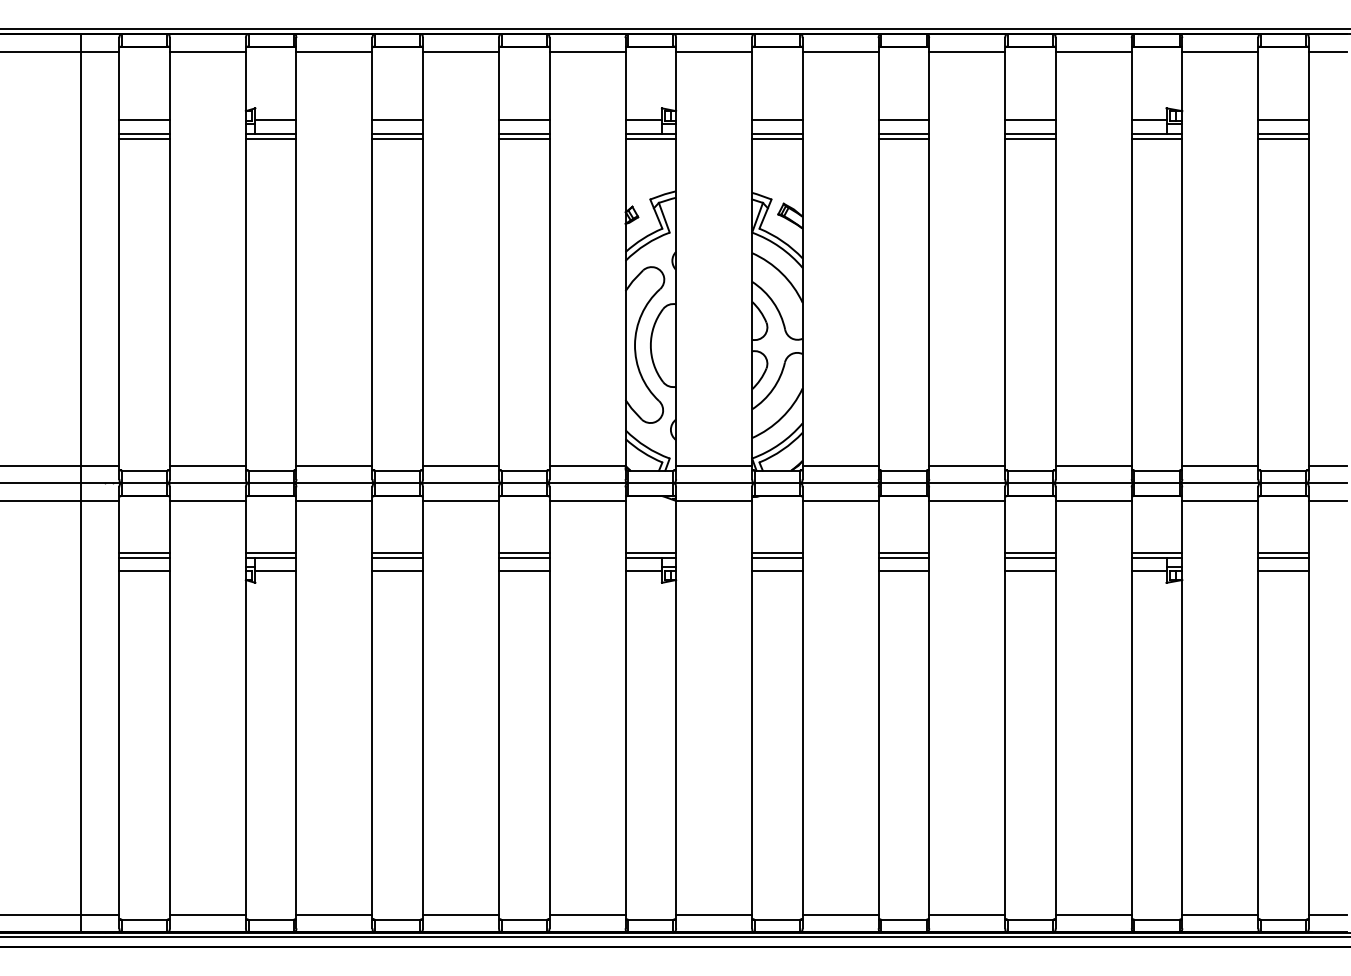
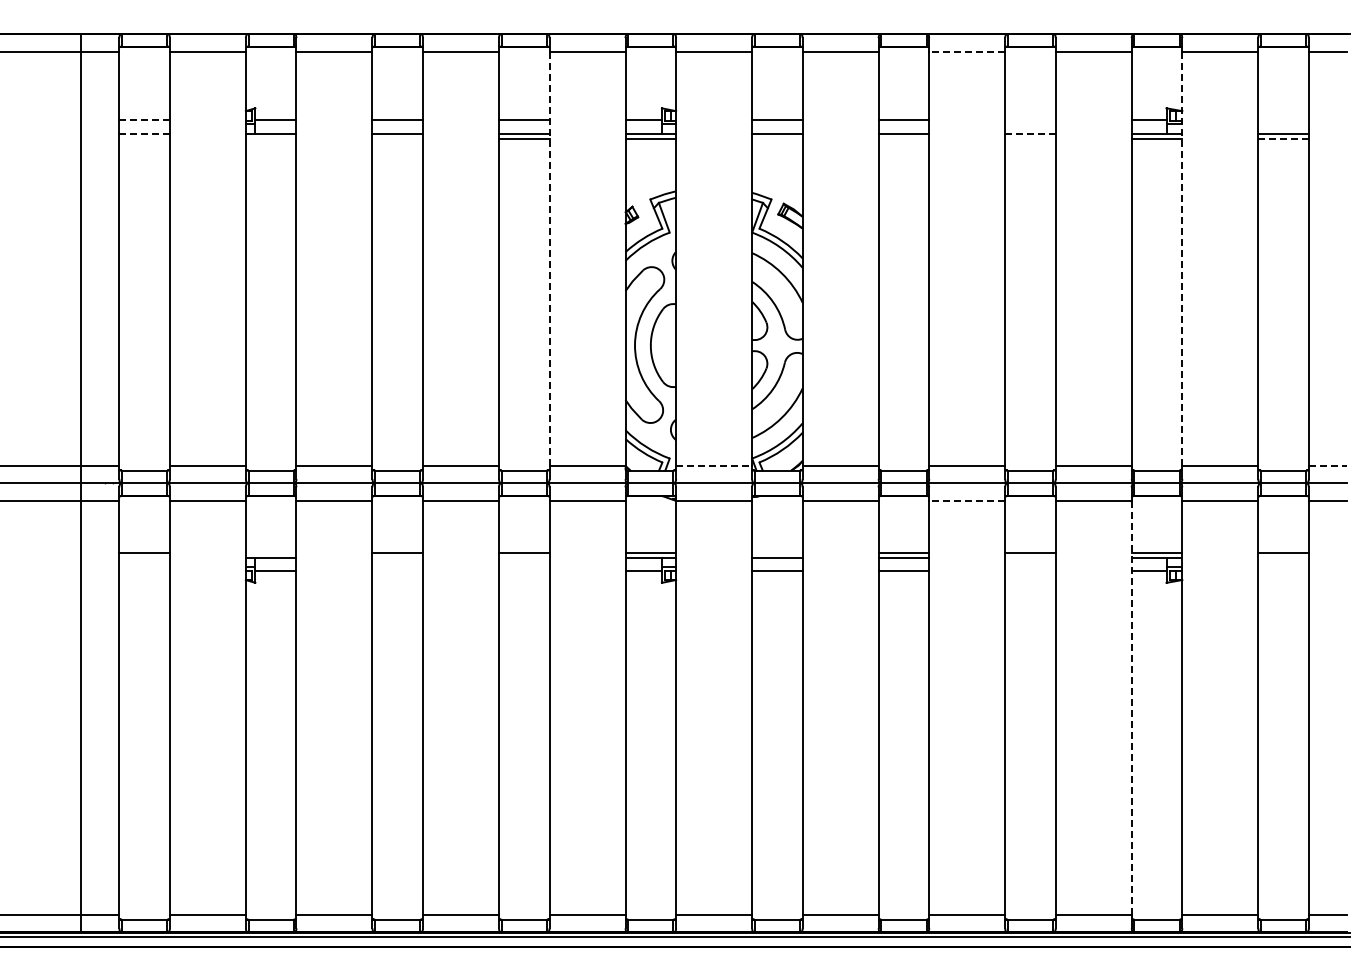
line: present -> none (674, 29)
line: solid -> dashed (967, 51)
line: solid -> dashed (144, 120)
line: present -> none (1030, 120)
line: present -> none (1283, 120)
line: solid -> dashed (144, 133)
line: solid -> dashed (1029, 133)
line: present -> none (144, 138)
line: present -> none (270, 138)
line: present -> none (397, 138)
line: present -> none (777, 138)
line: present -> none (903, 138)
line: present -> none (1030, 138)
line: solid -> dashed (1283, 138)
line: solid -> dashed (549, 258)
line: solid -> dashed (1182, 258)
line: solid -> dashed (714, 465)
line: solid -> dashed (1327, 465)
line: solid -> dashed (967, 500)
line: present -> none (270, 552)
line: present -> none (777, 552)
line: present -> none (144, 557)
line: present -> none (397, 557)
line: present -> none (523, 557)
line: present -> none (1030, 557)
line: present -> none (1283, 557)
line: present -> none (144, 570)
line: present -> none (397, 570)
line: present -> none (523, 570)
line: present -> none (1030, 570)
line: present -> none (1283, 570)
line: solid -> dashed (1131, 707)
